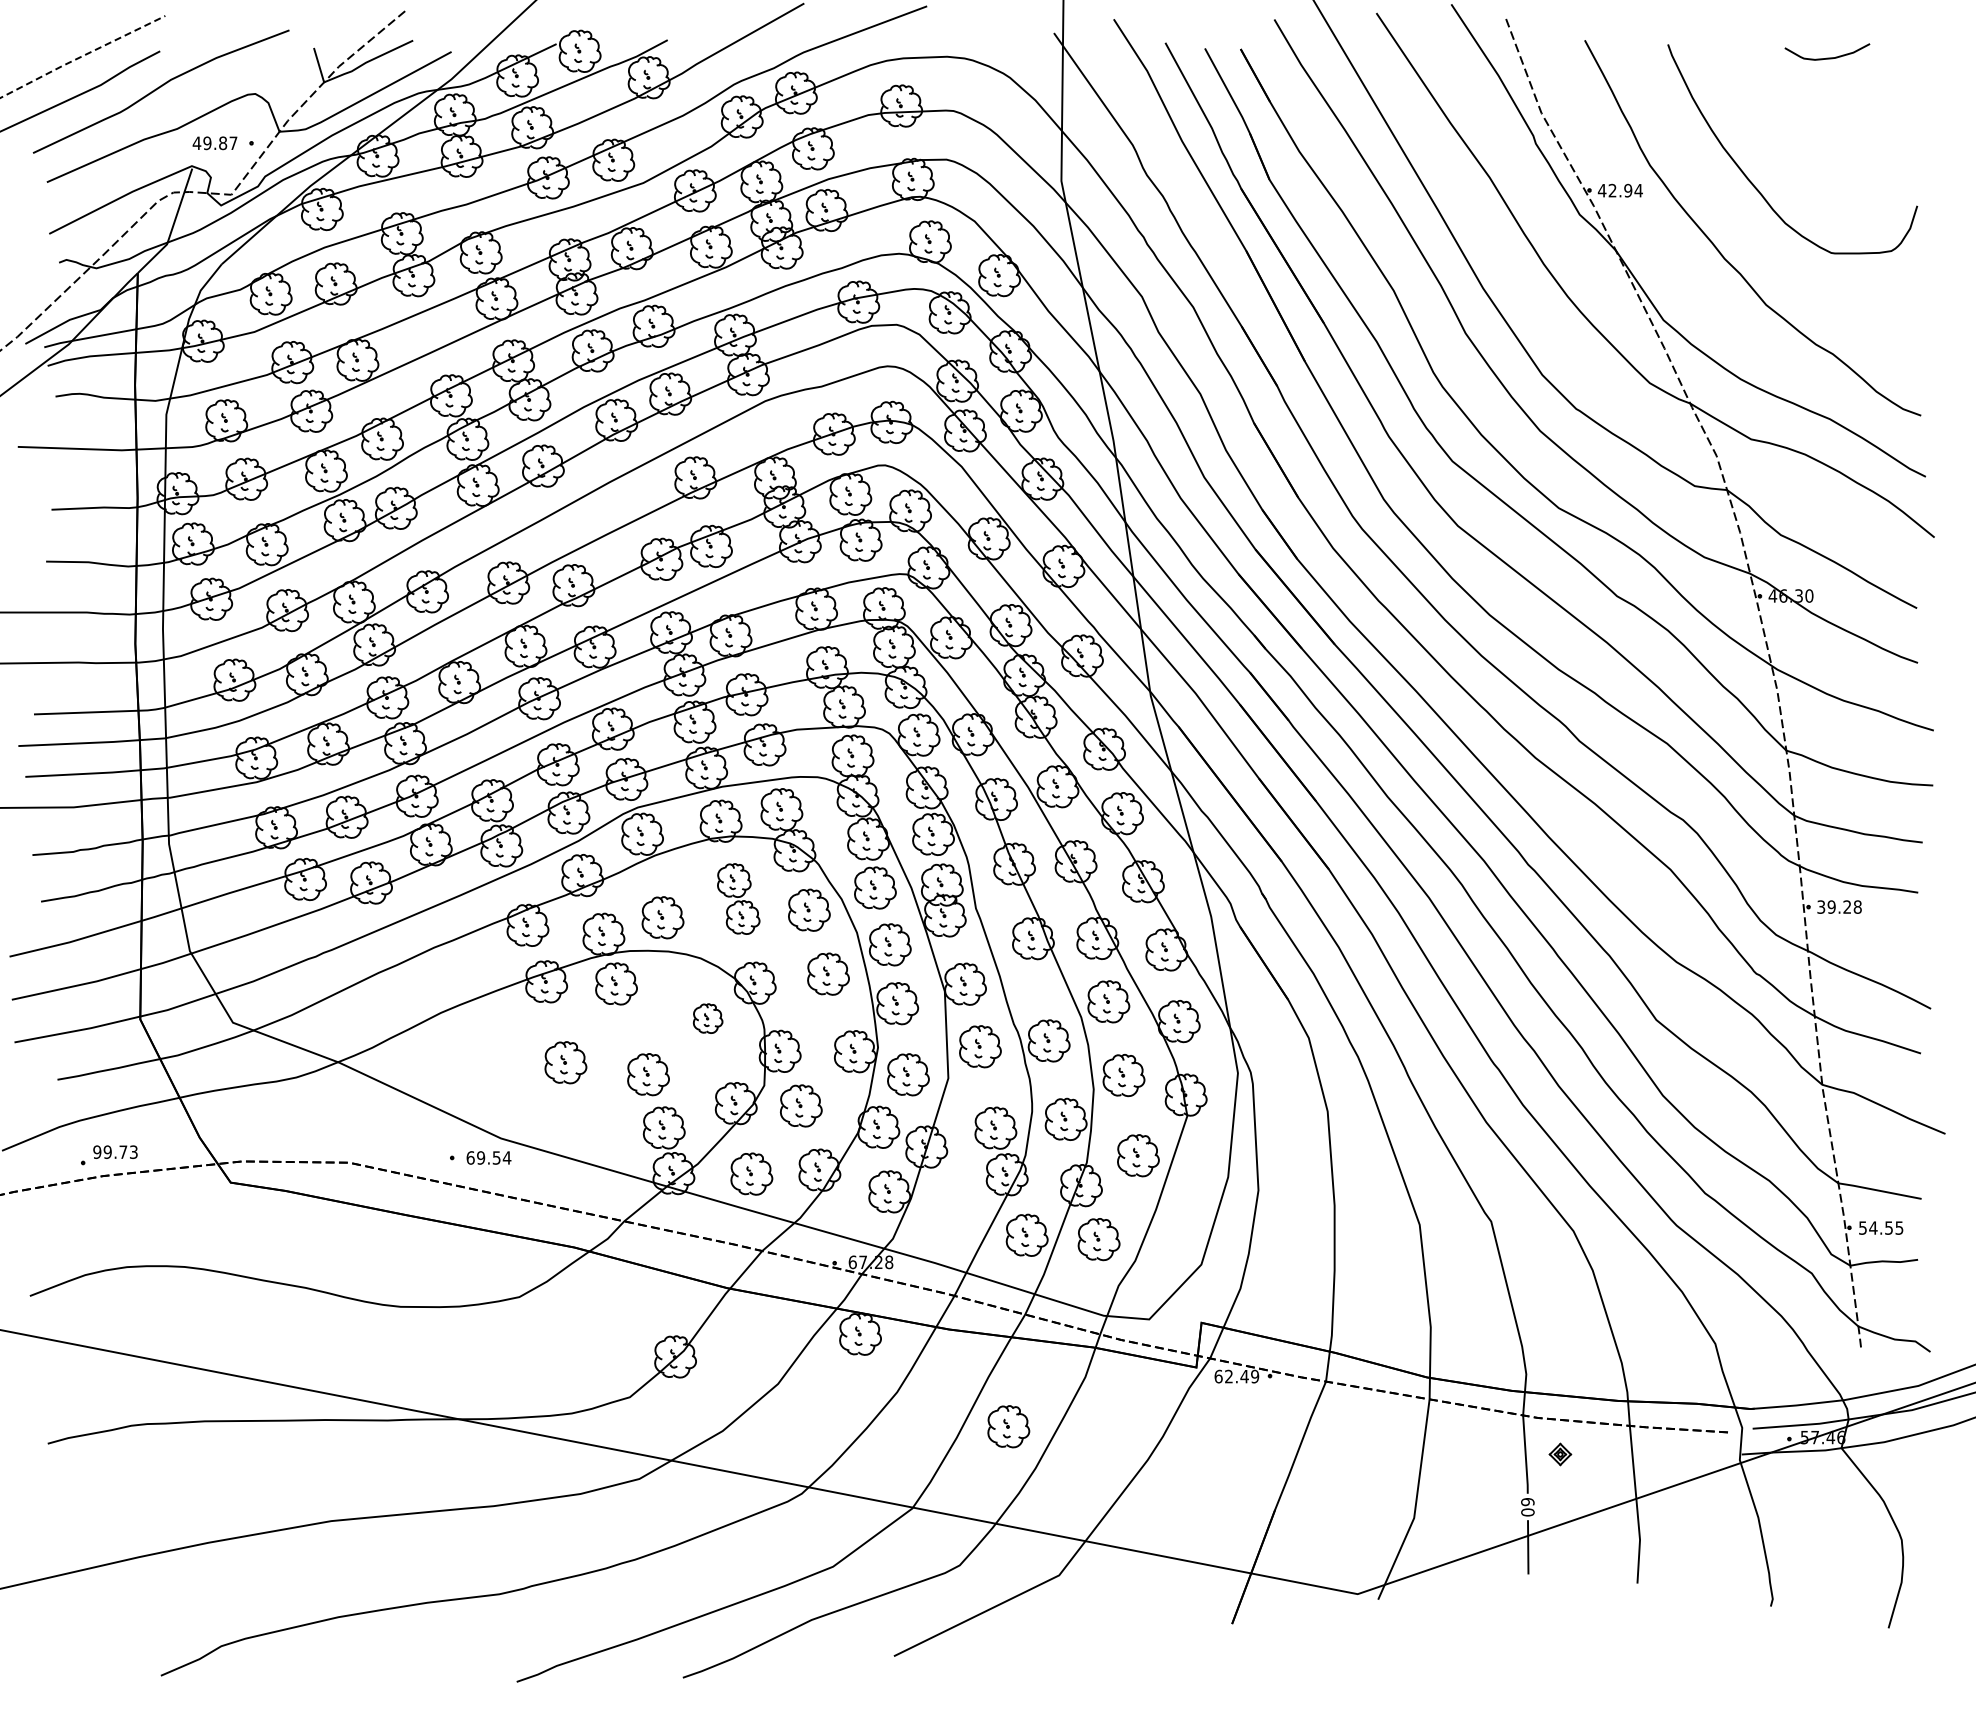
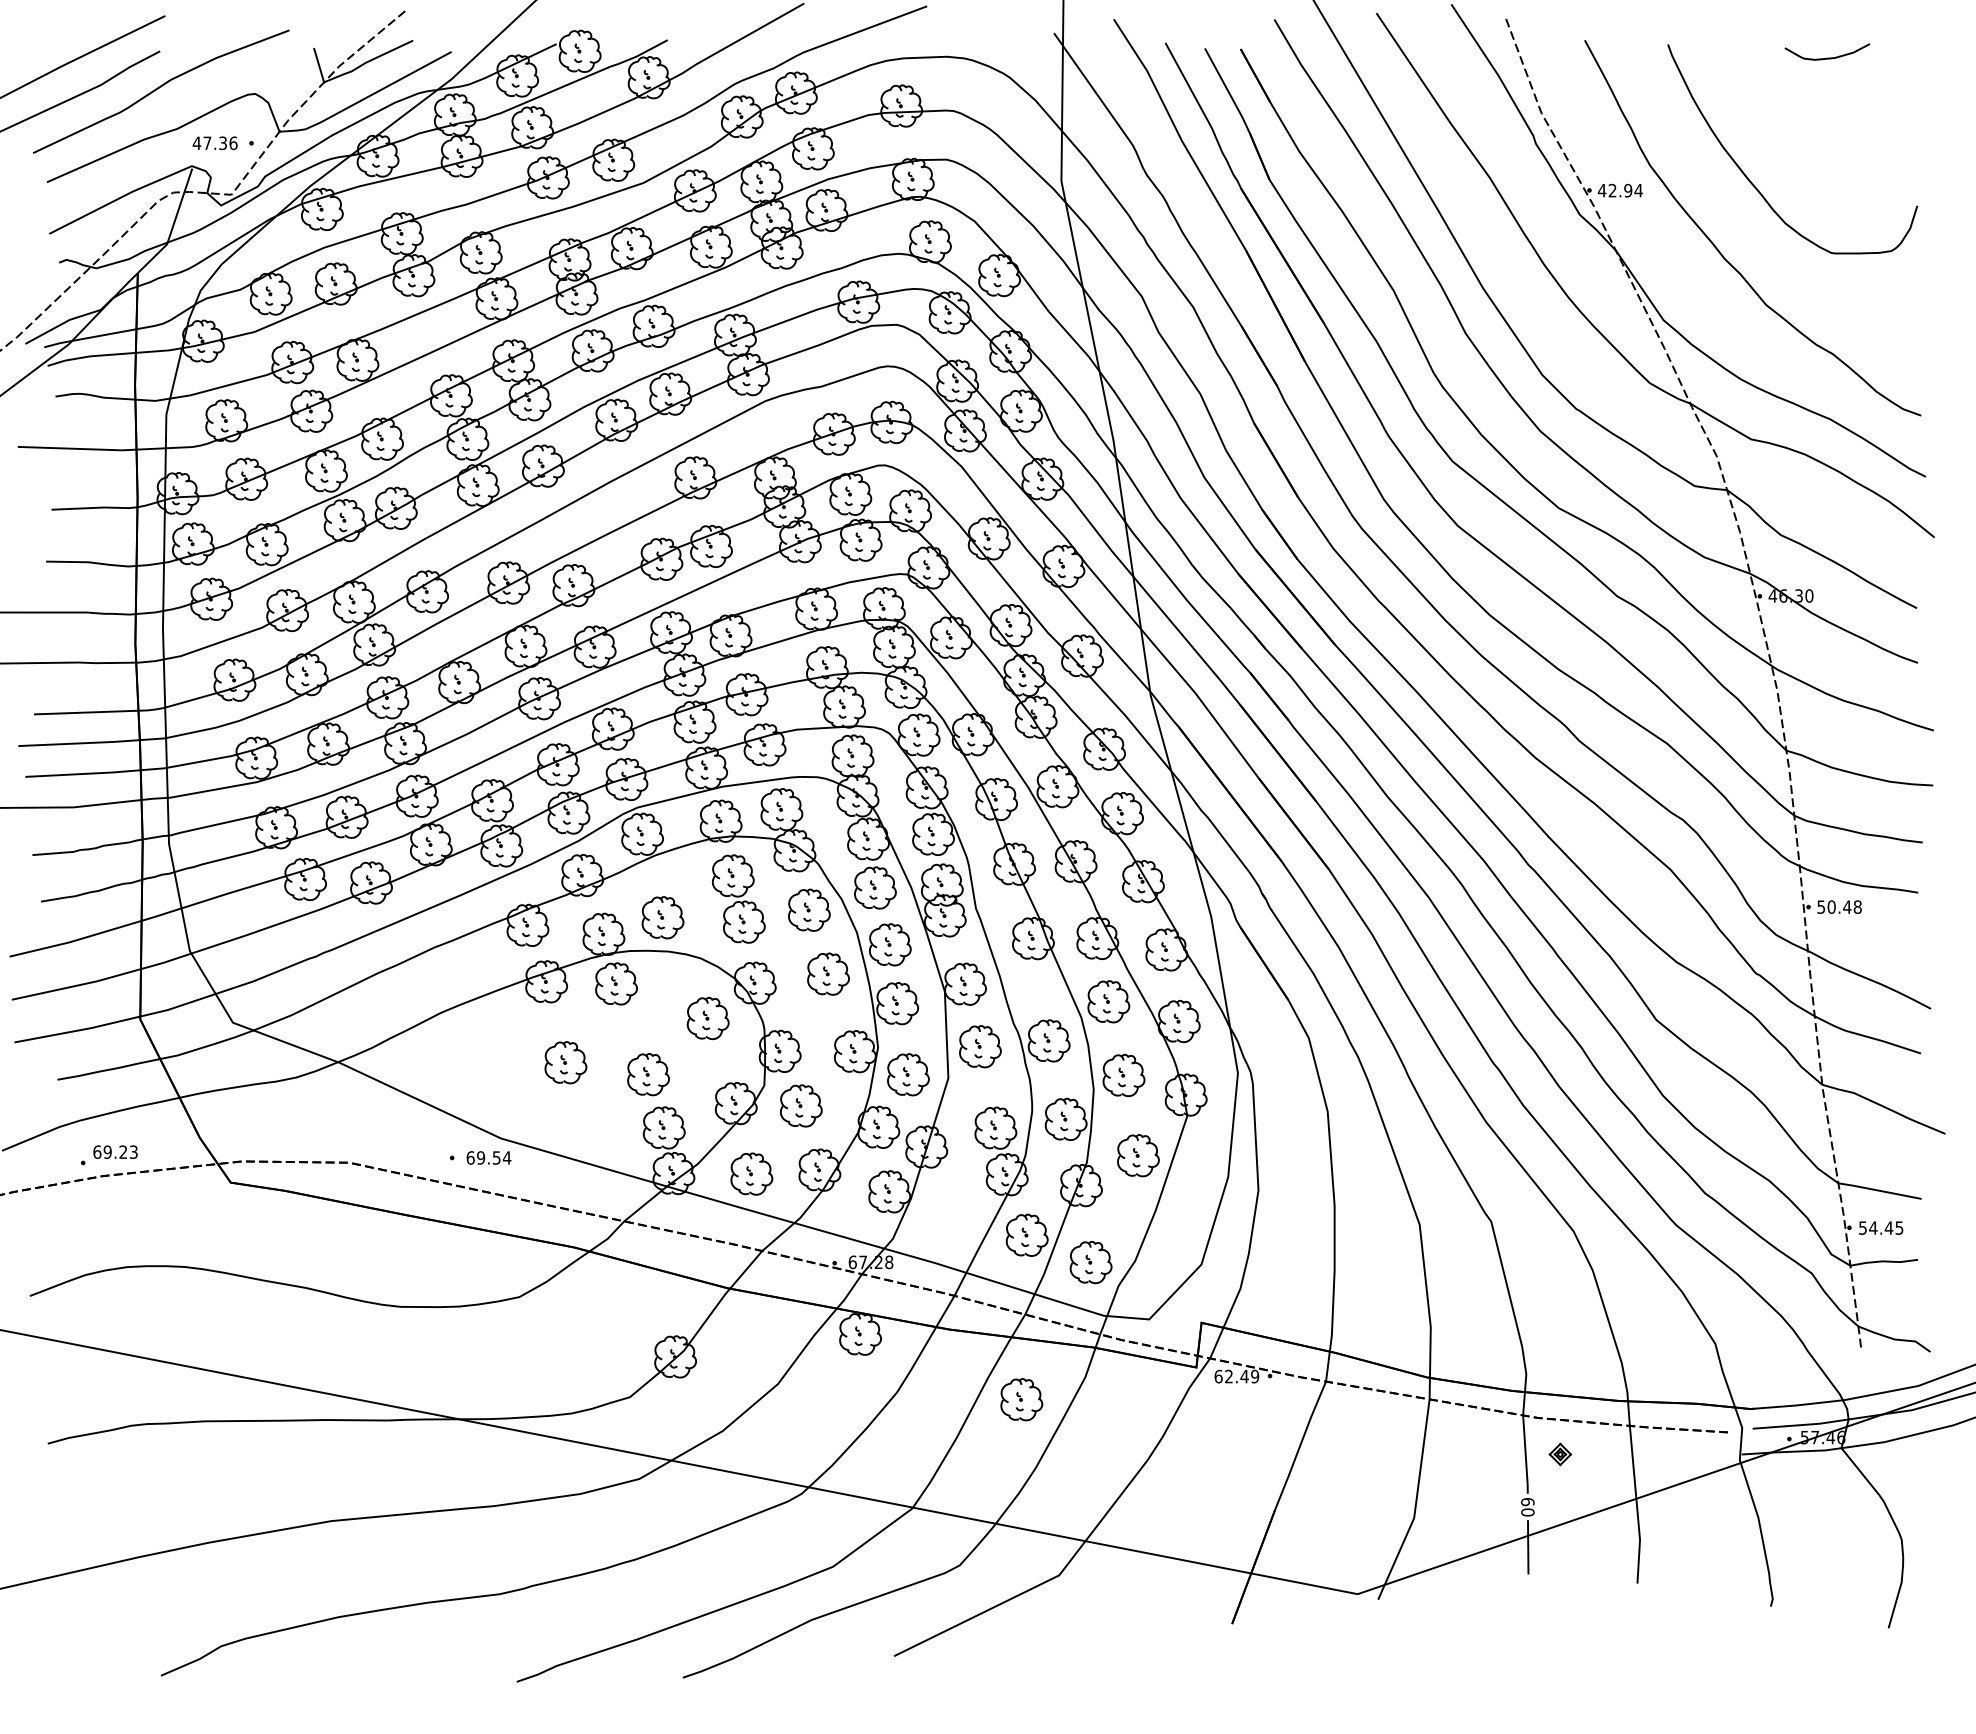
line: dashed -> solid (82, 56)
text: 49.87 -> 47.36 (220, 143)
part size: 44x72 px -> 55x90 px (738, 898)
text: 39.28 -> 50.48 (1834, 906)
part size: 31x31 px -> 44x44 px (707, 1018)
text: 99.73 -> 69.23 (110, 1151)
text: 54.55 -> 54.45 (1888, 1227)
part position: (1098, 1239) -> (1090, 1262) (1090, 1262)
part position: (1008, 1426) -> (1021, 1399) (1021, 1399)
